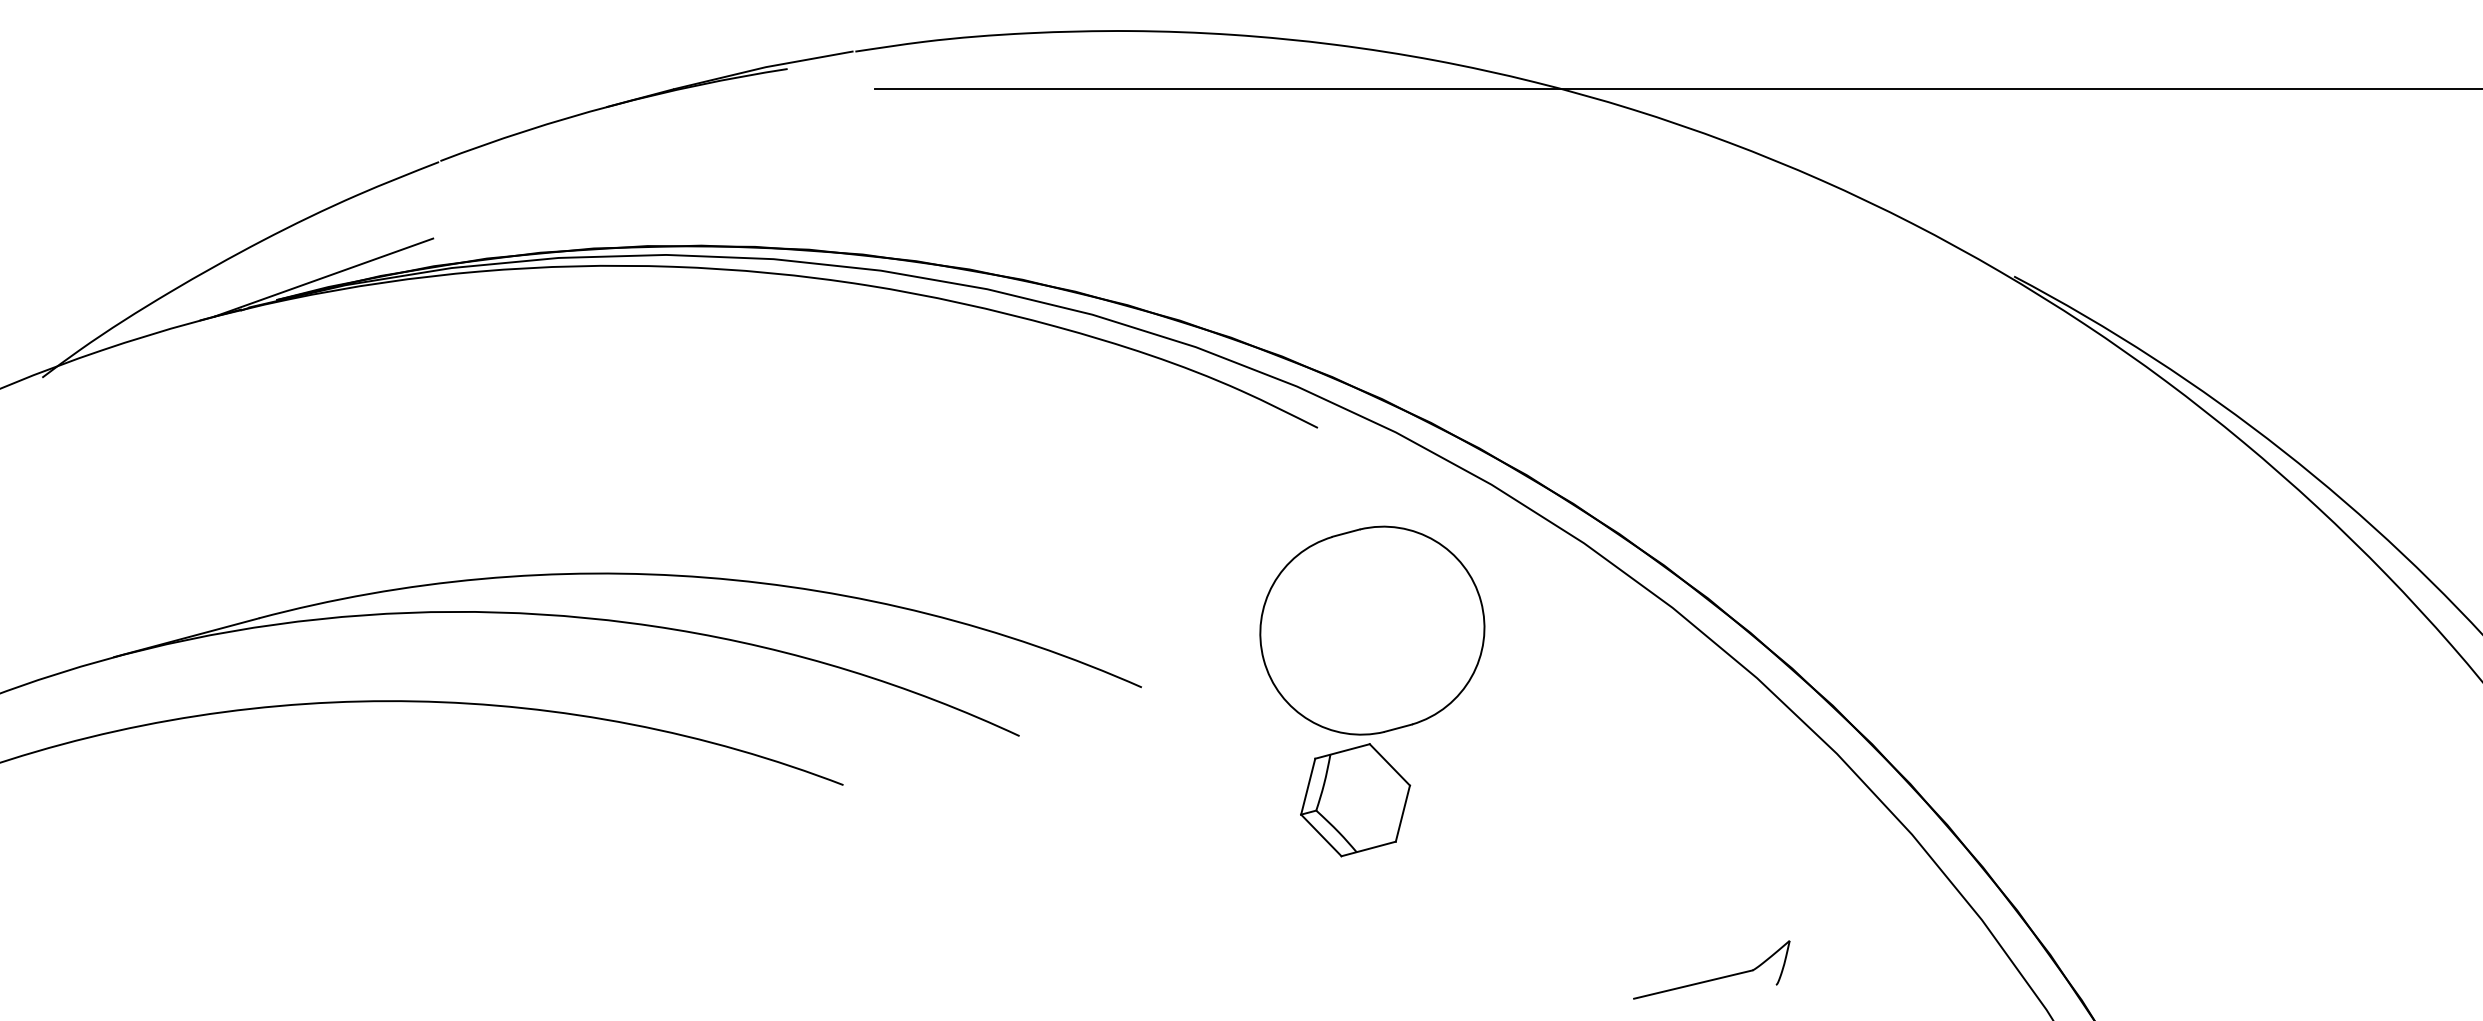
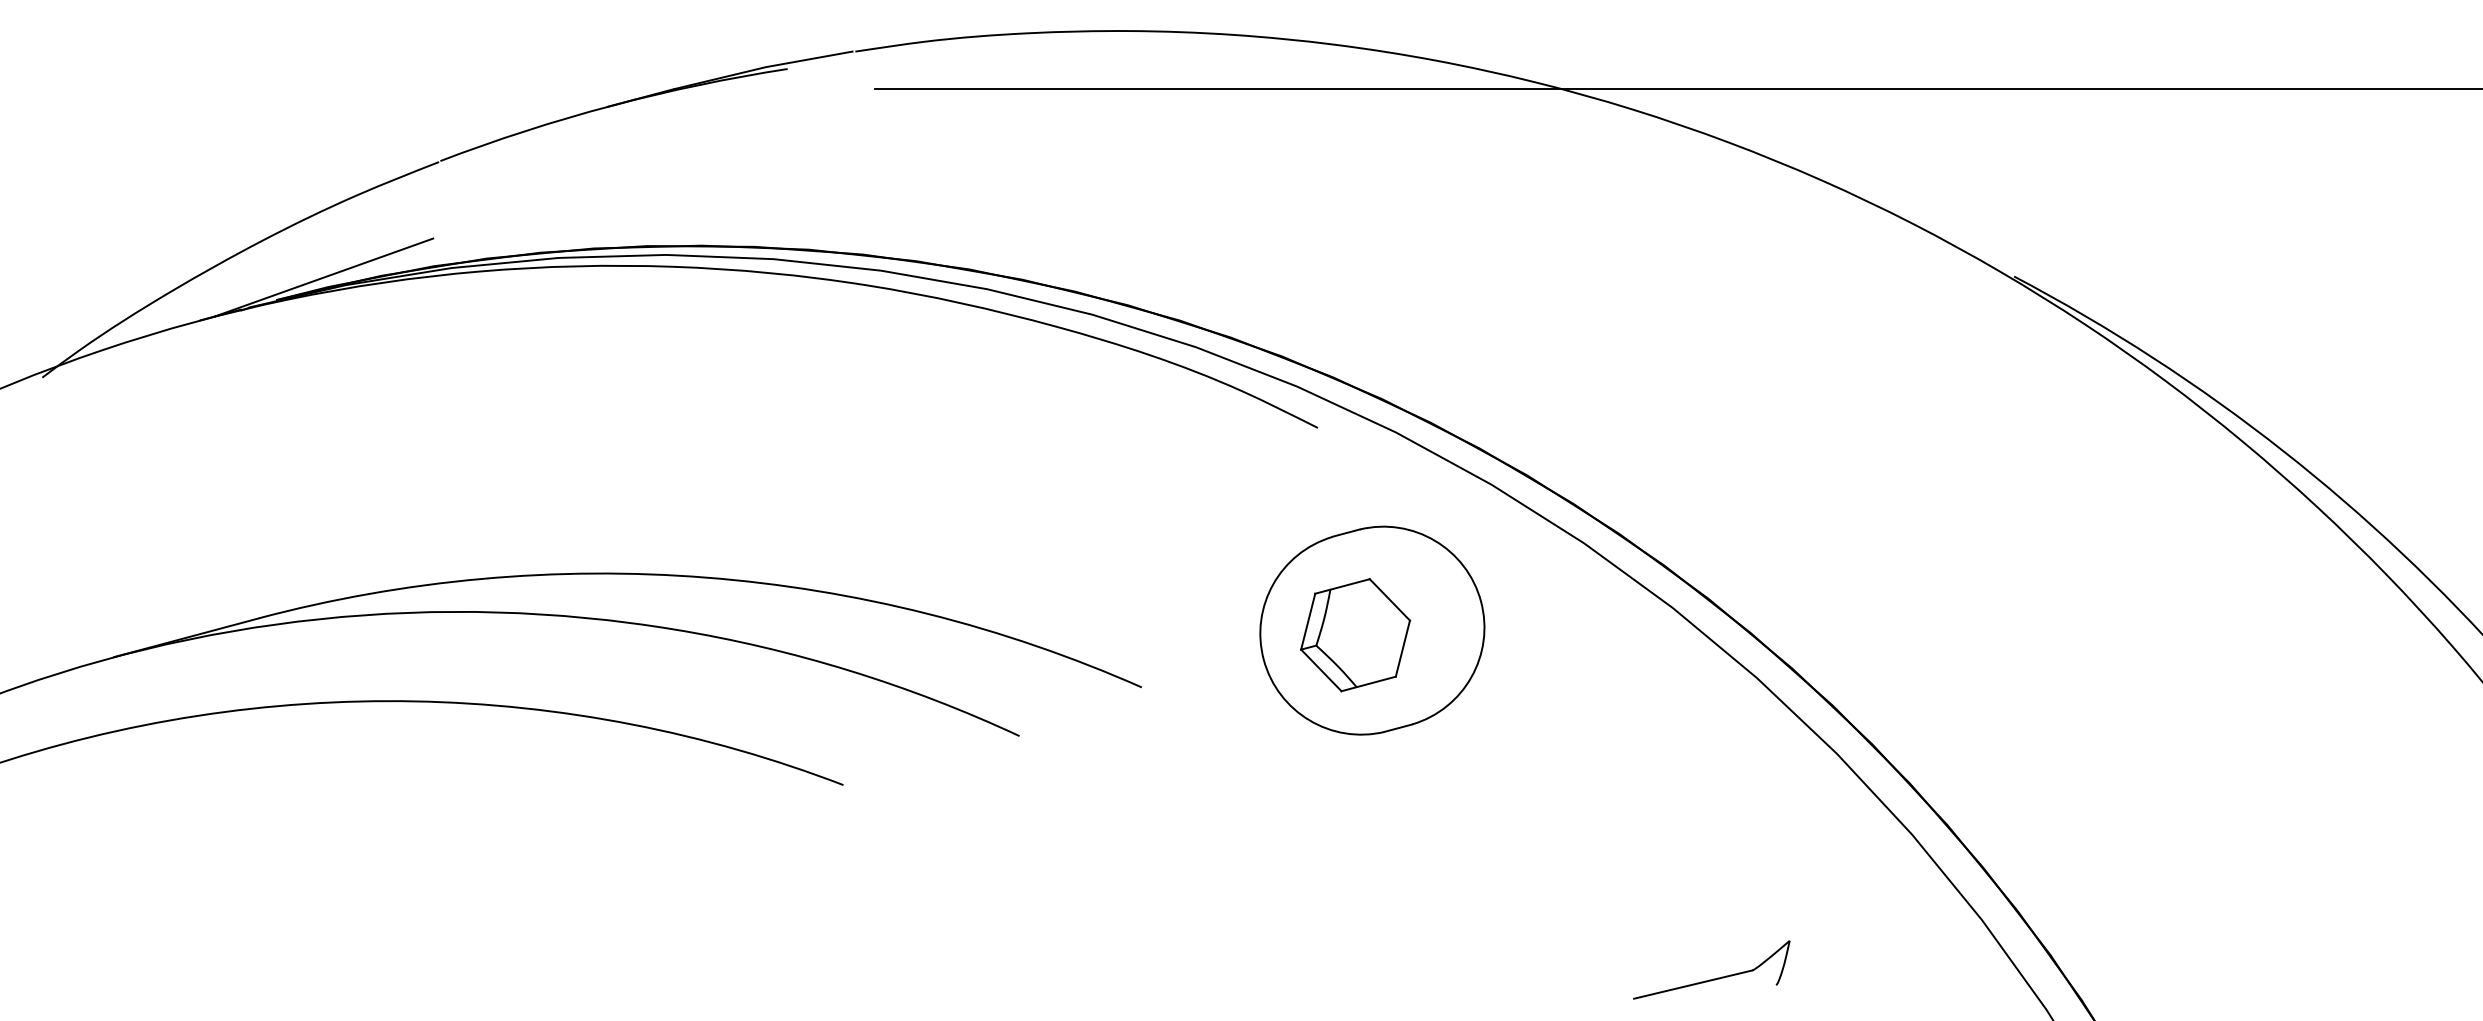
part position: (1355, 800) -> (1355, 635) (1355, 635)
